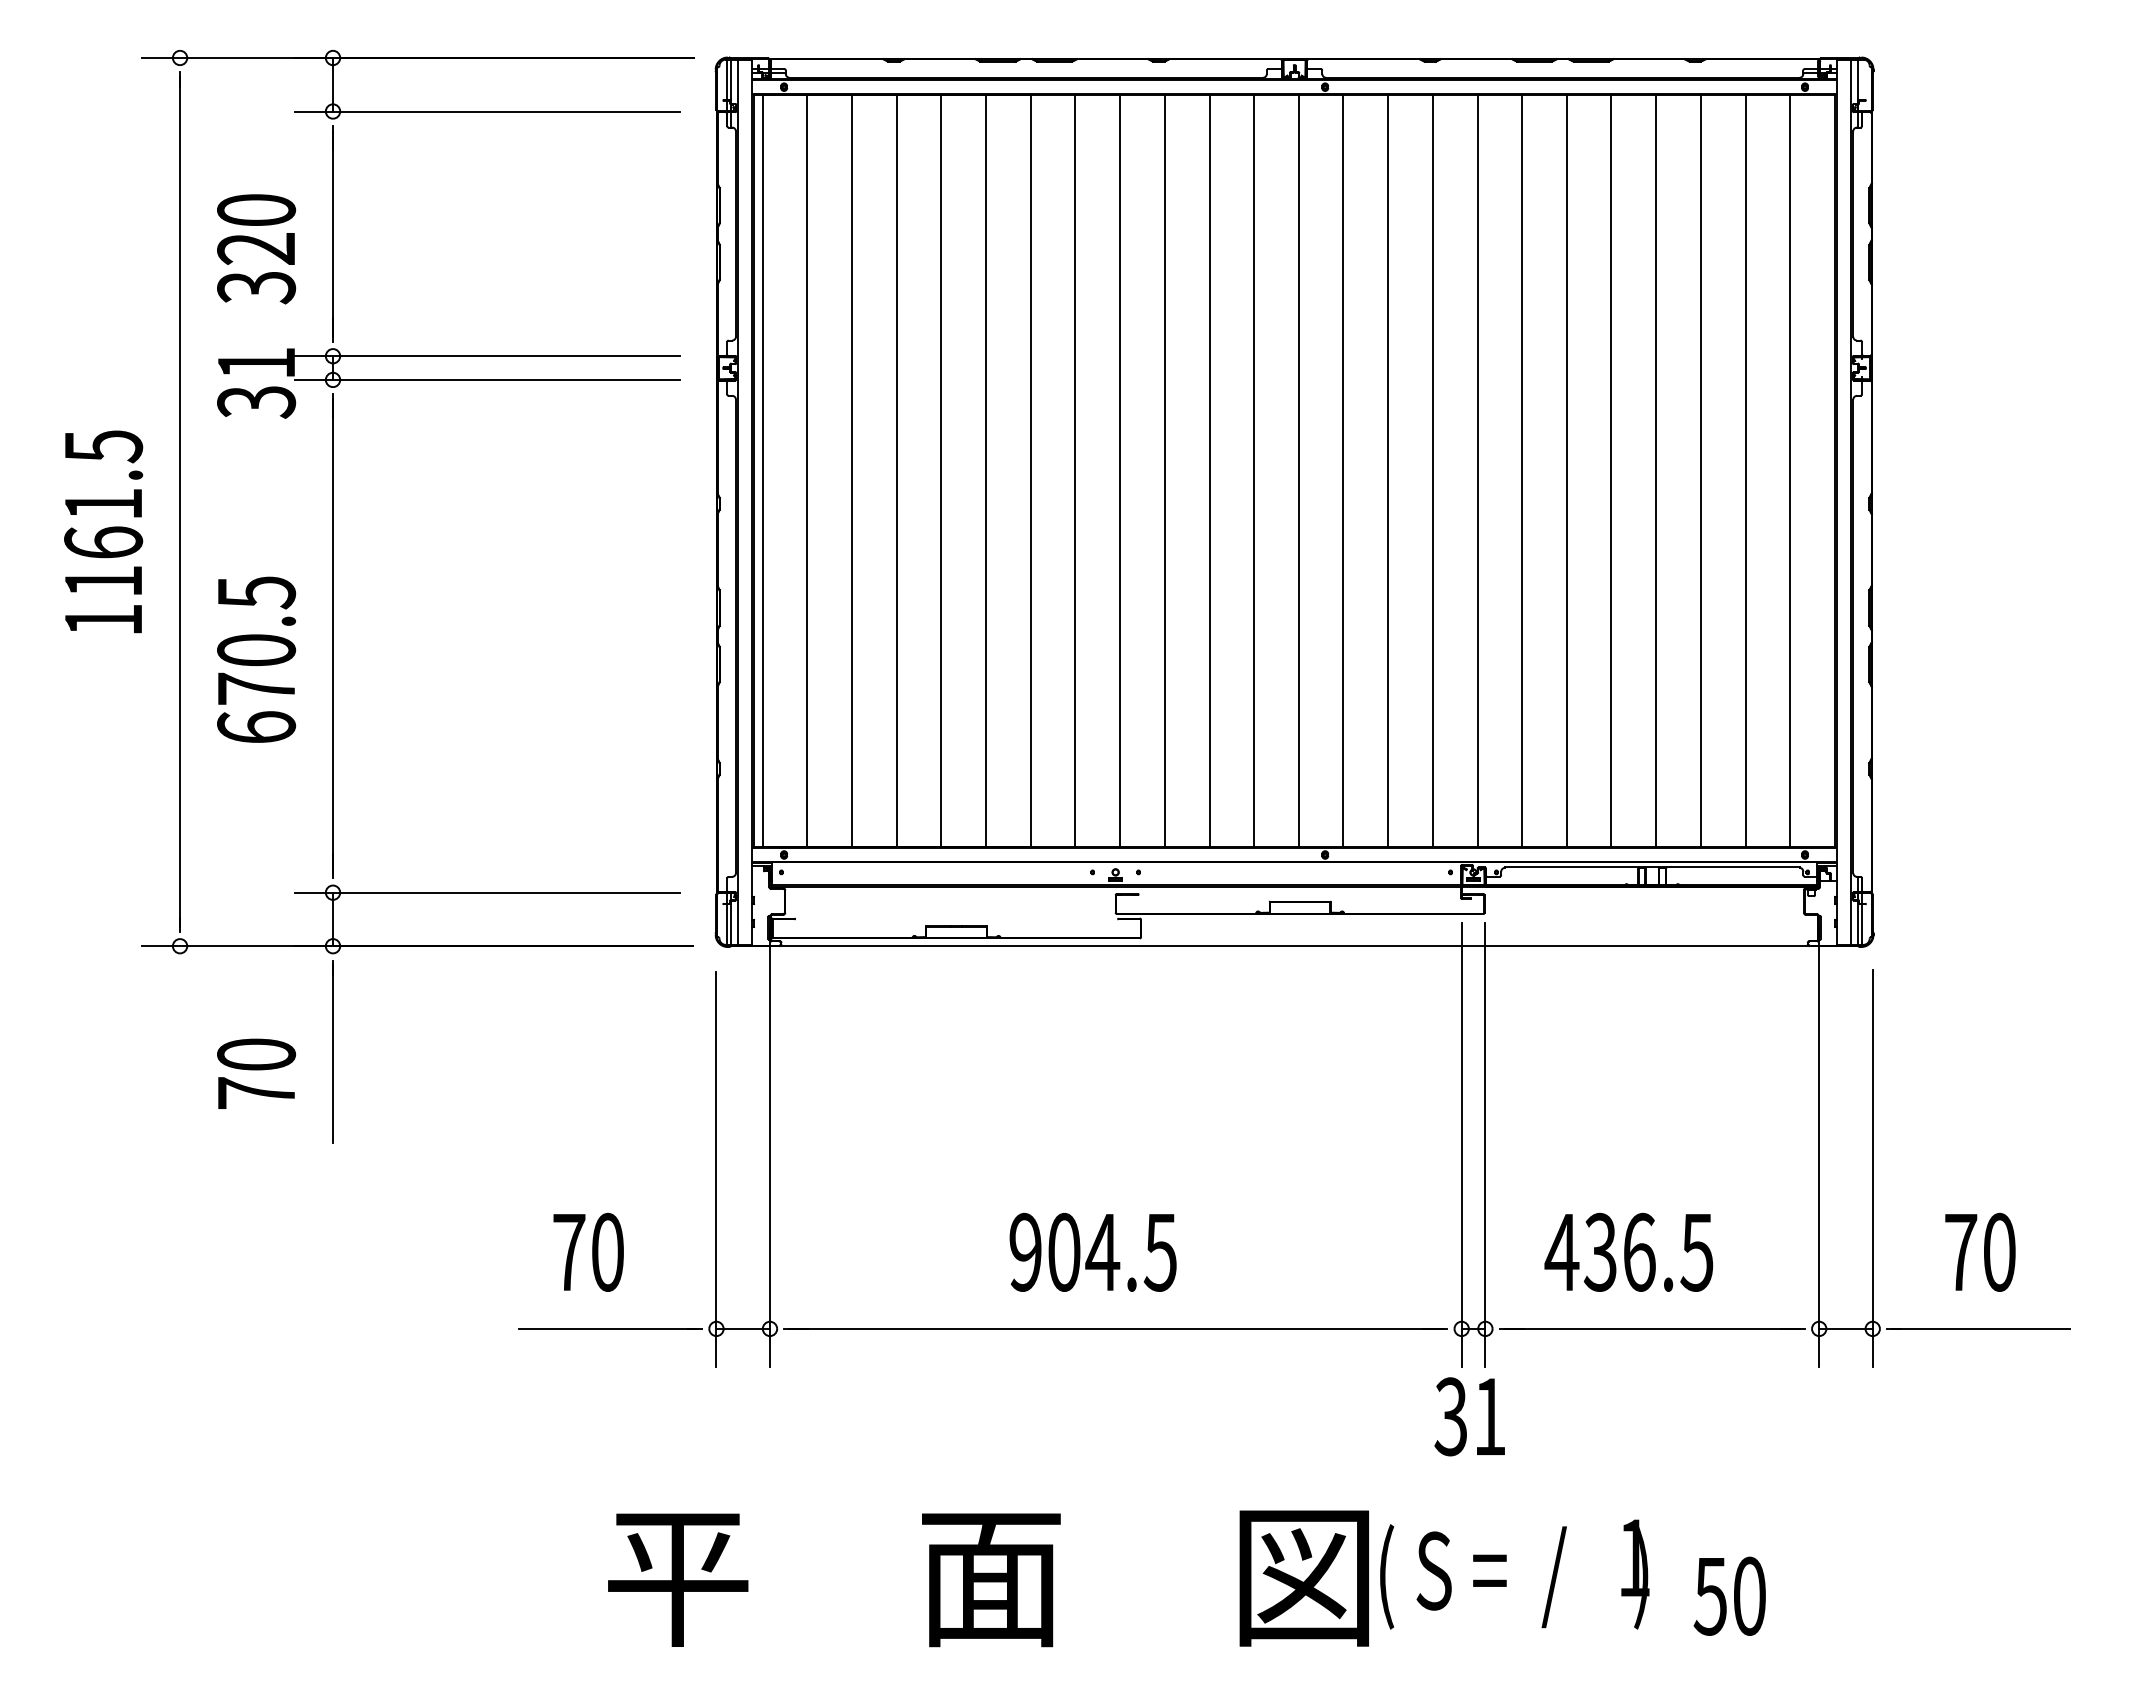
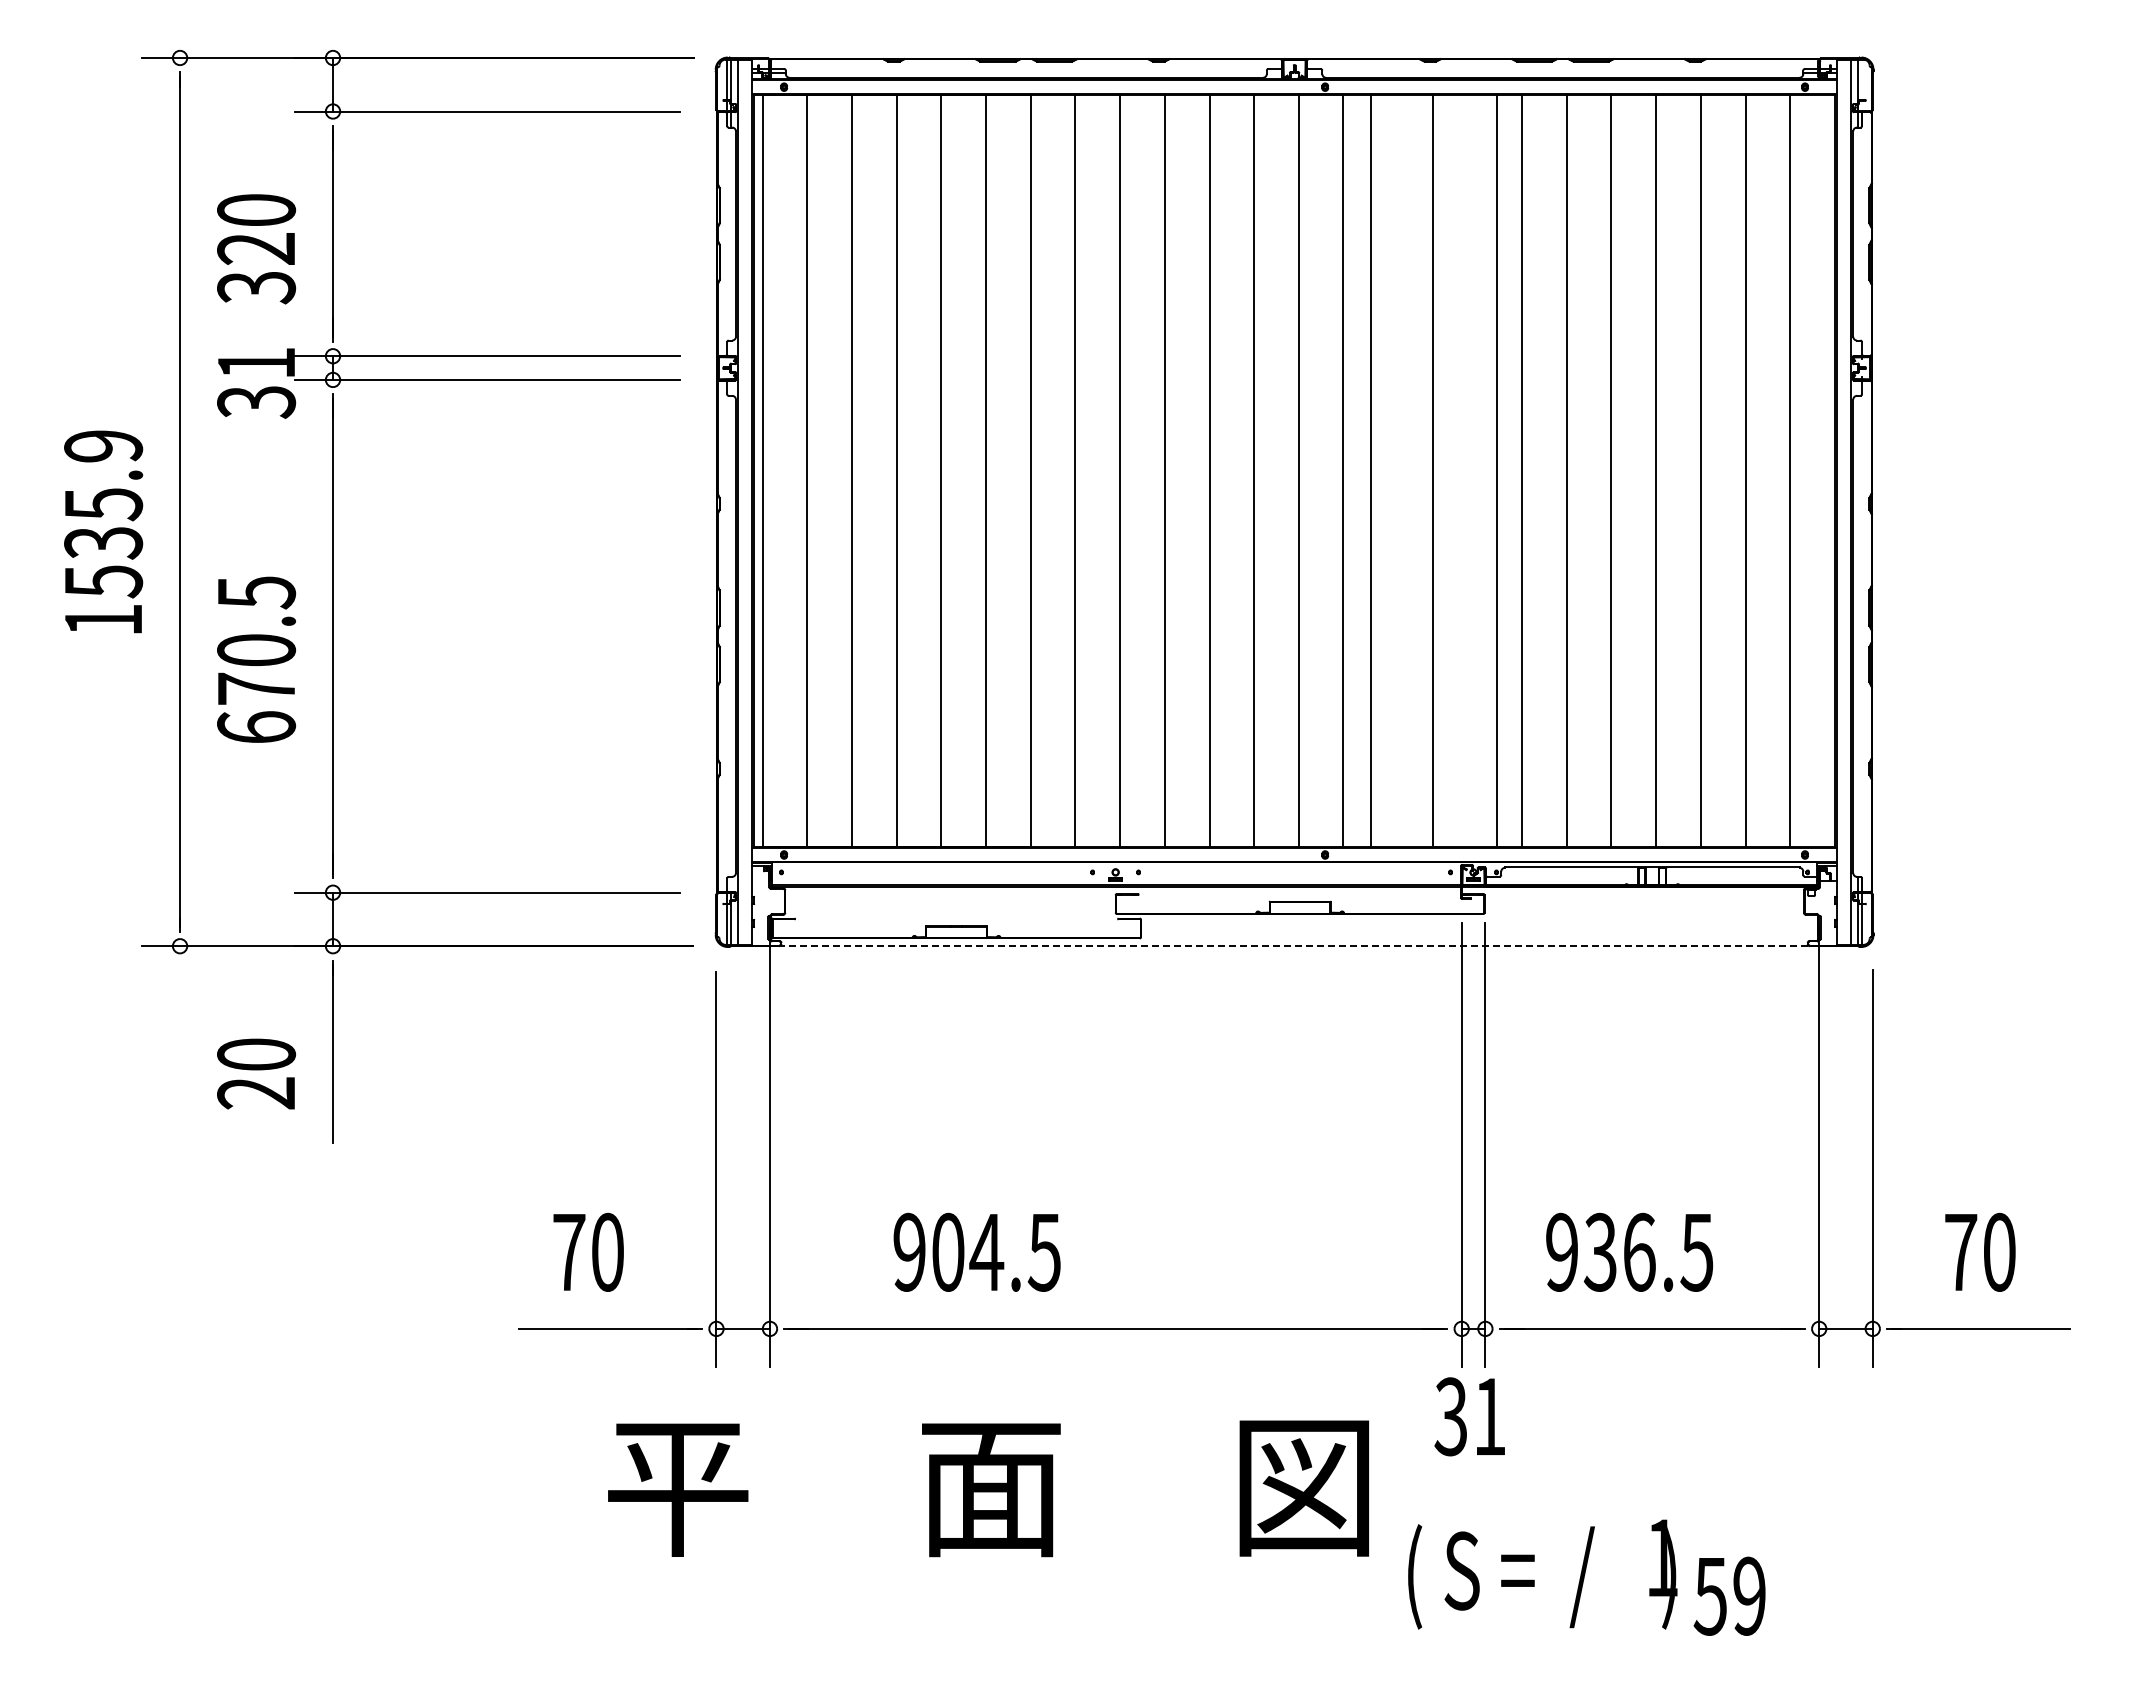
line position: (1388, 471) -> (1371, 471) (1371, 471)
line position: (1477, 471) -> (1496, 471) (1496, 471)
text: 1161.5 -> 1535.9 (103, 514)
line: solid -> dashed (1294, 945)
text: 70 -> 20 (255, 1093)
text position: (1092, 1251) -> (976, 1251) (976, 1251)
text: 436.5 -> 936.5 (1561, 1251)
text position: (1514, 1574) -> (1542, 1574) (1542, 1574)
text position: (988, 1578) -> (988, 1488) (988, 1488)
text: 50 -> 59 (1749, 1595)
